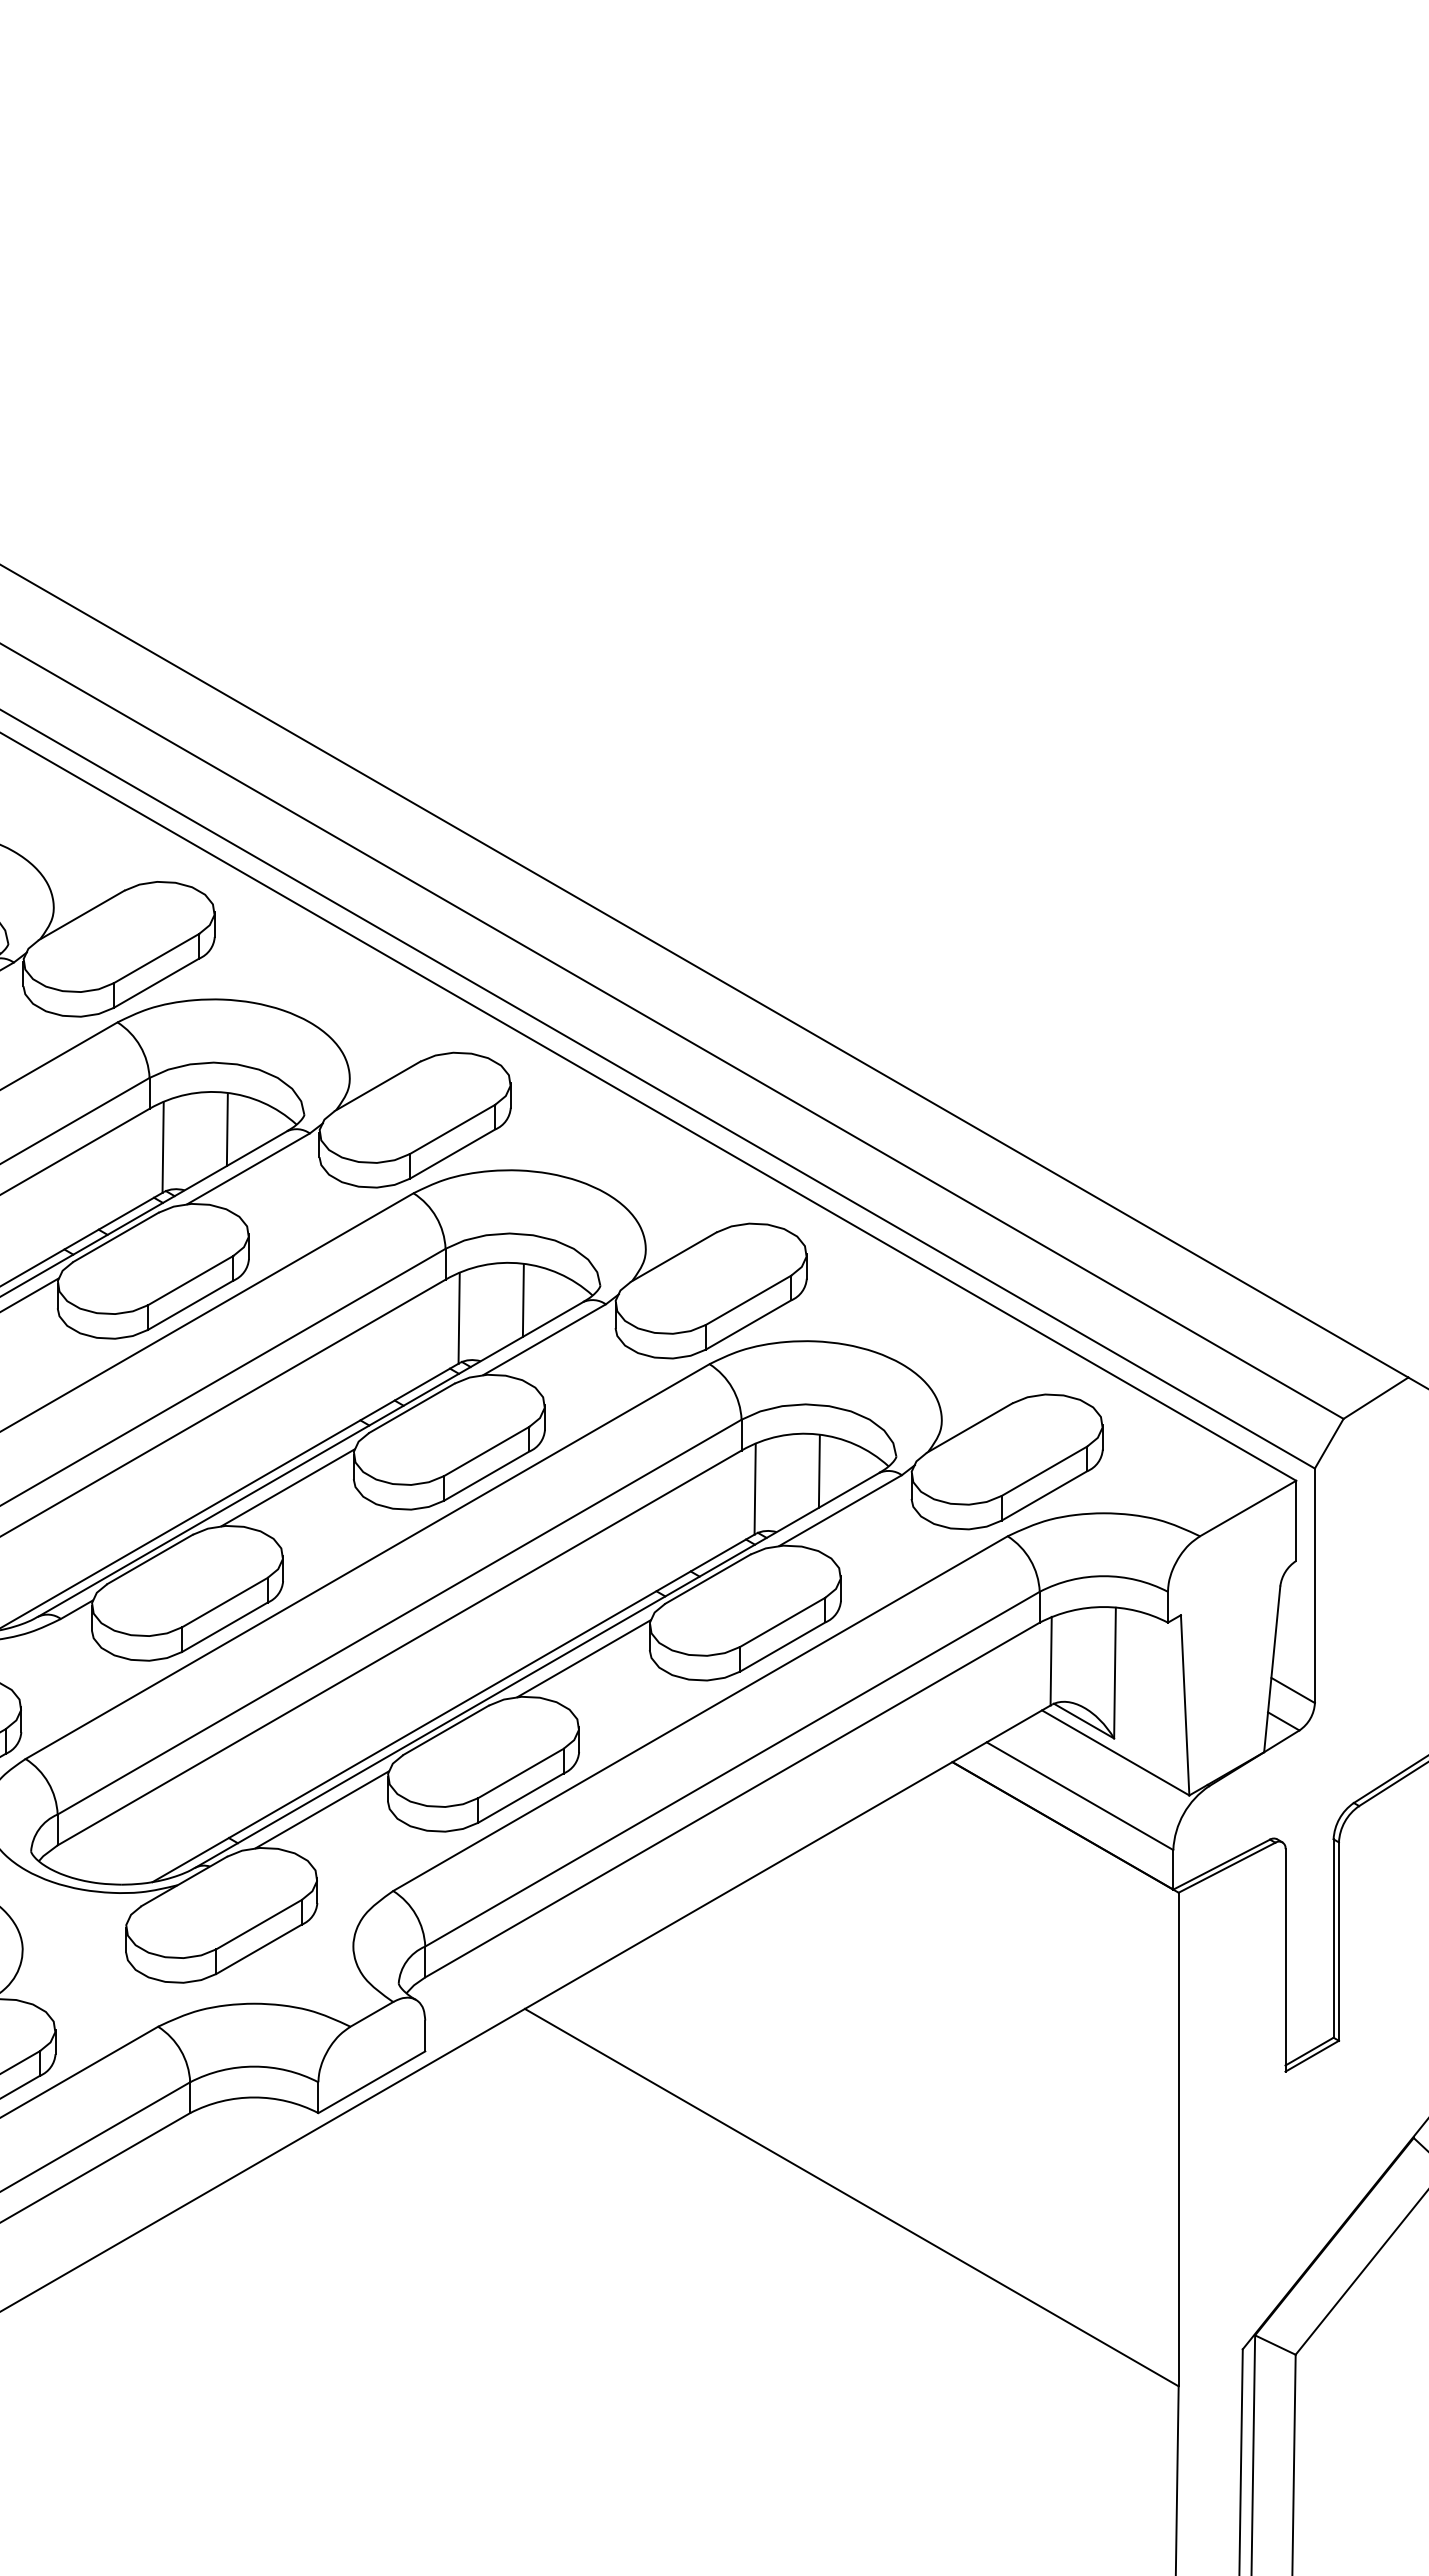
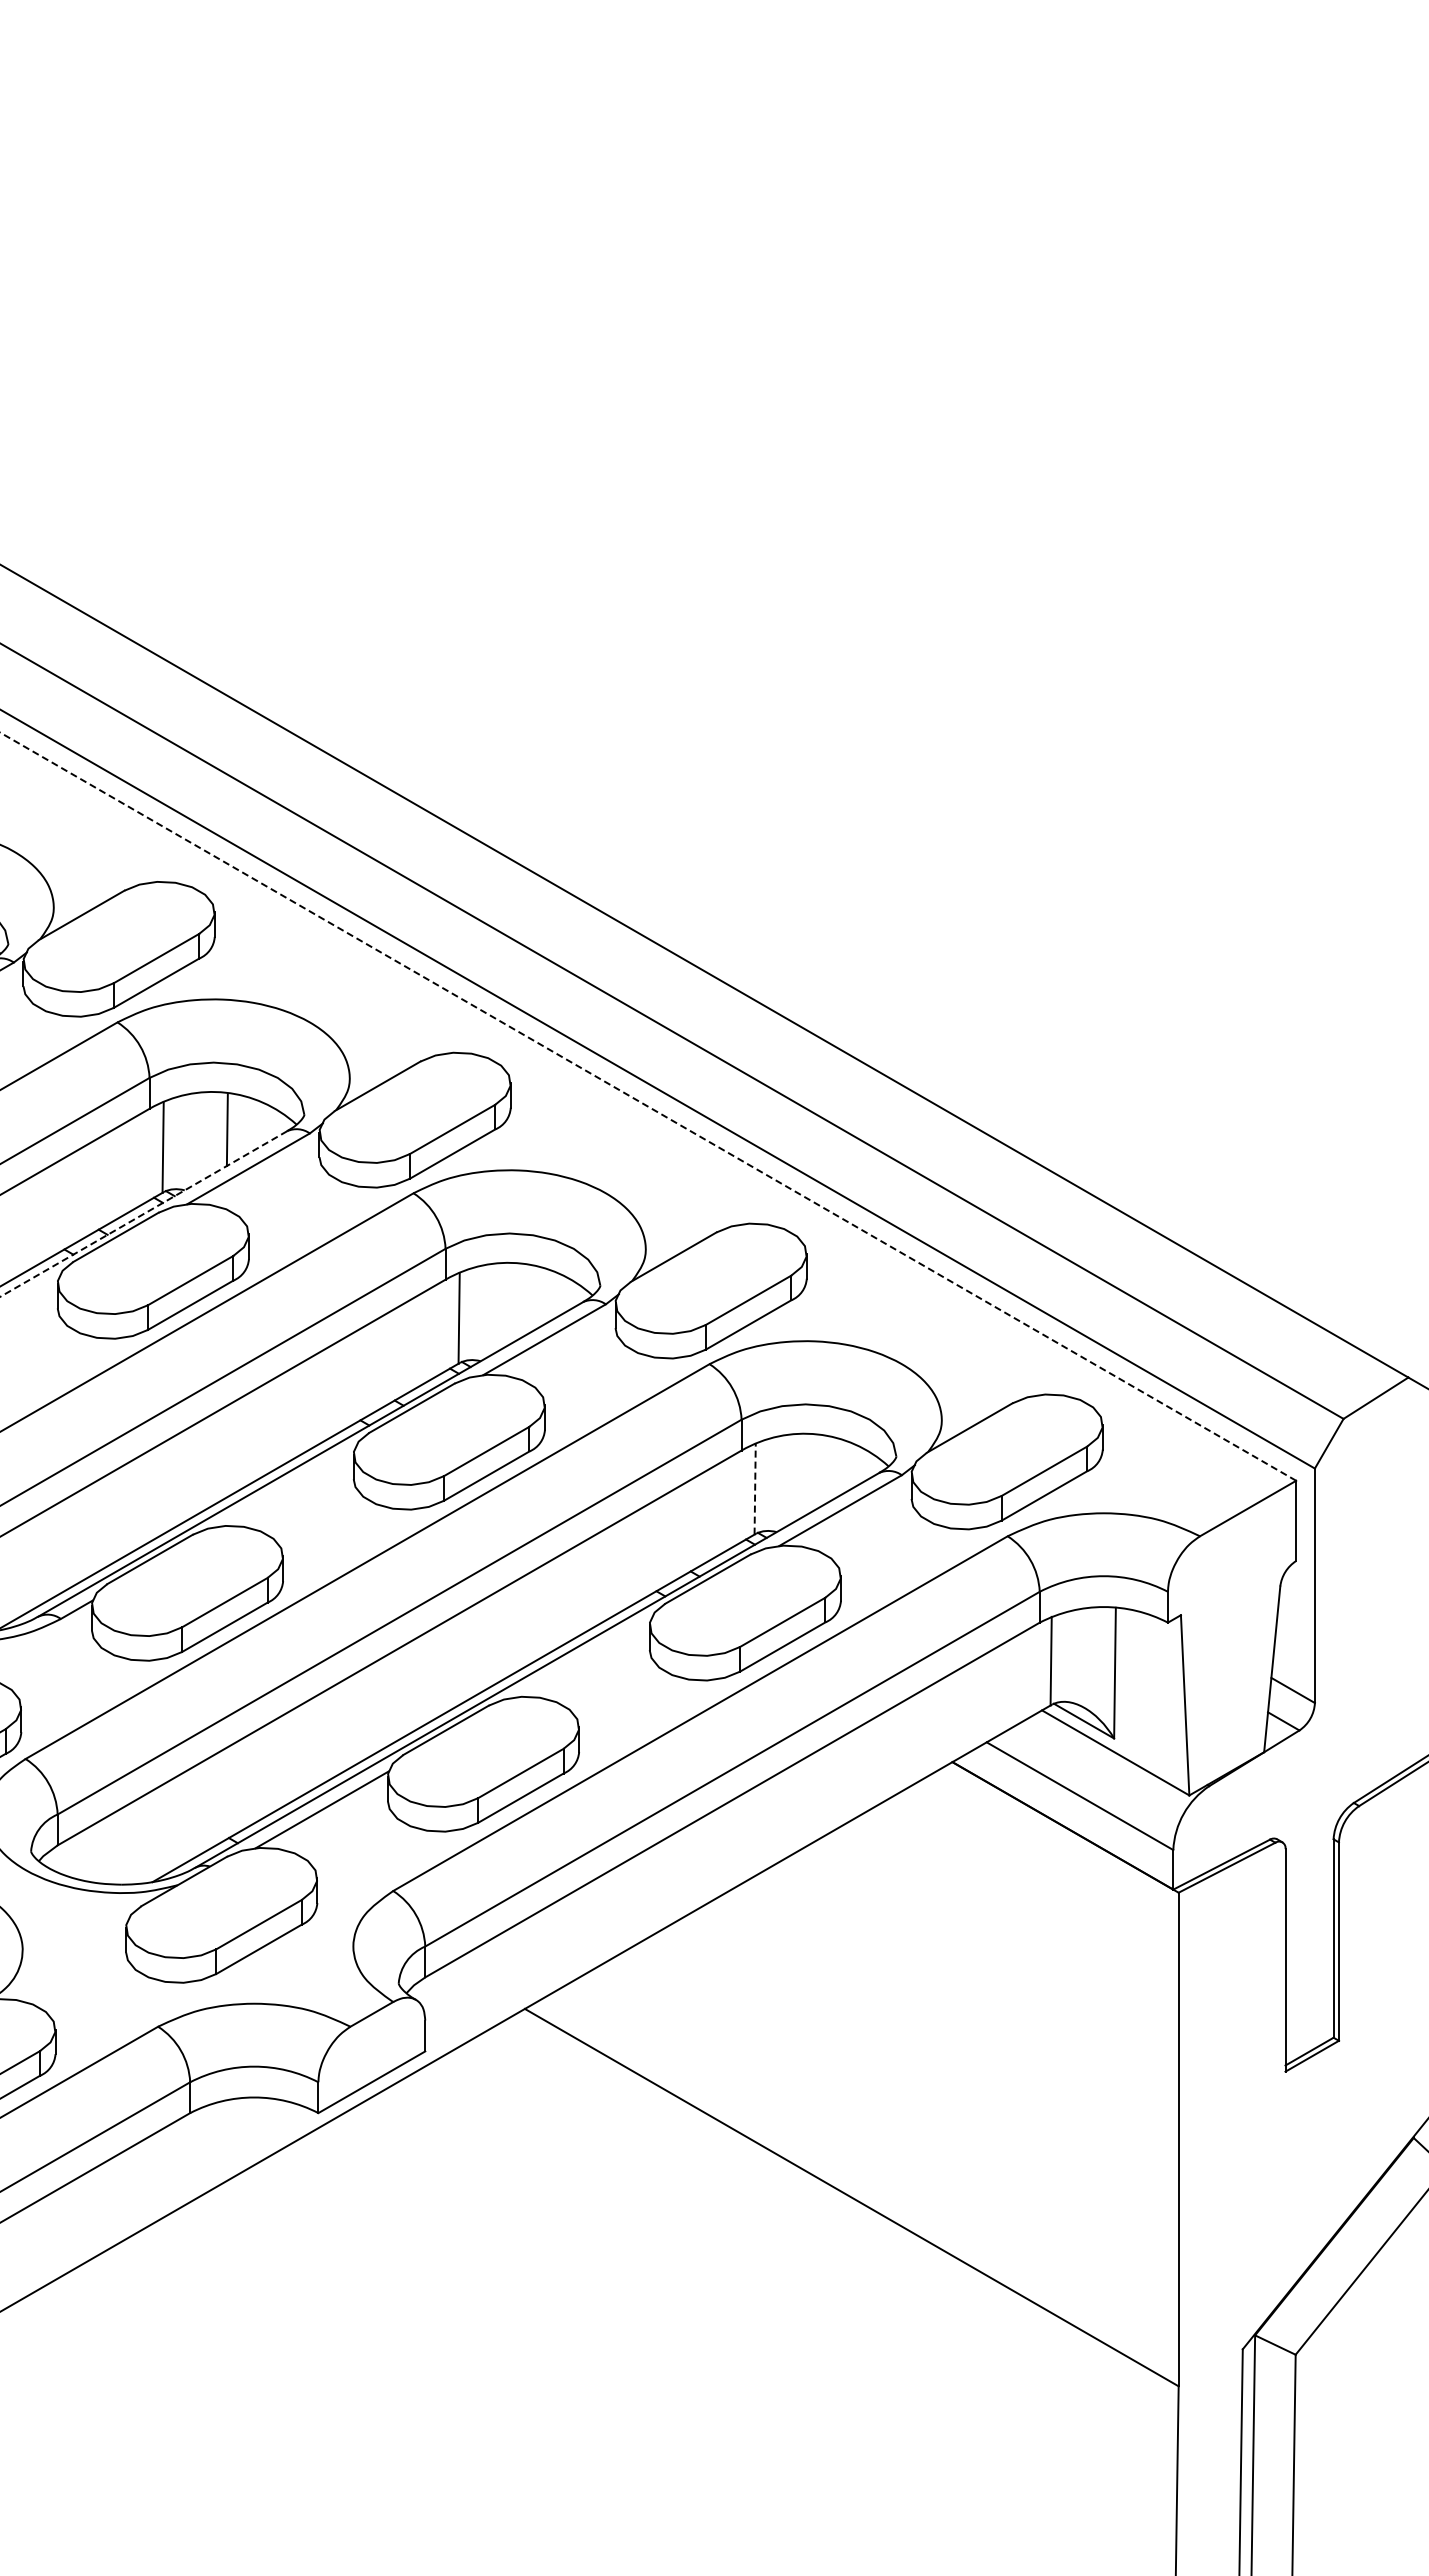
line: solid -> dashed (648, 1106)
line: solid -> dashed (143, 1214)
line: present -> none (30, 1294)
line: present -> none (522, 1300)
line: present -> none (818, 1471)
line: present -> none (287, 1487)
line: solid -> dashed (755, 1488)
line: present -> none (583, 1658)
